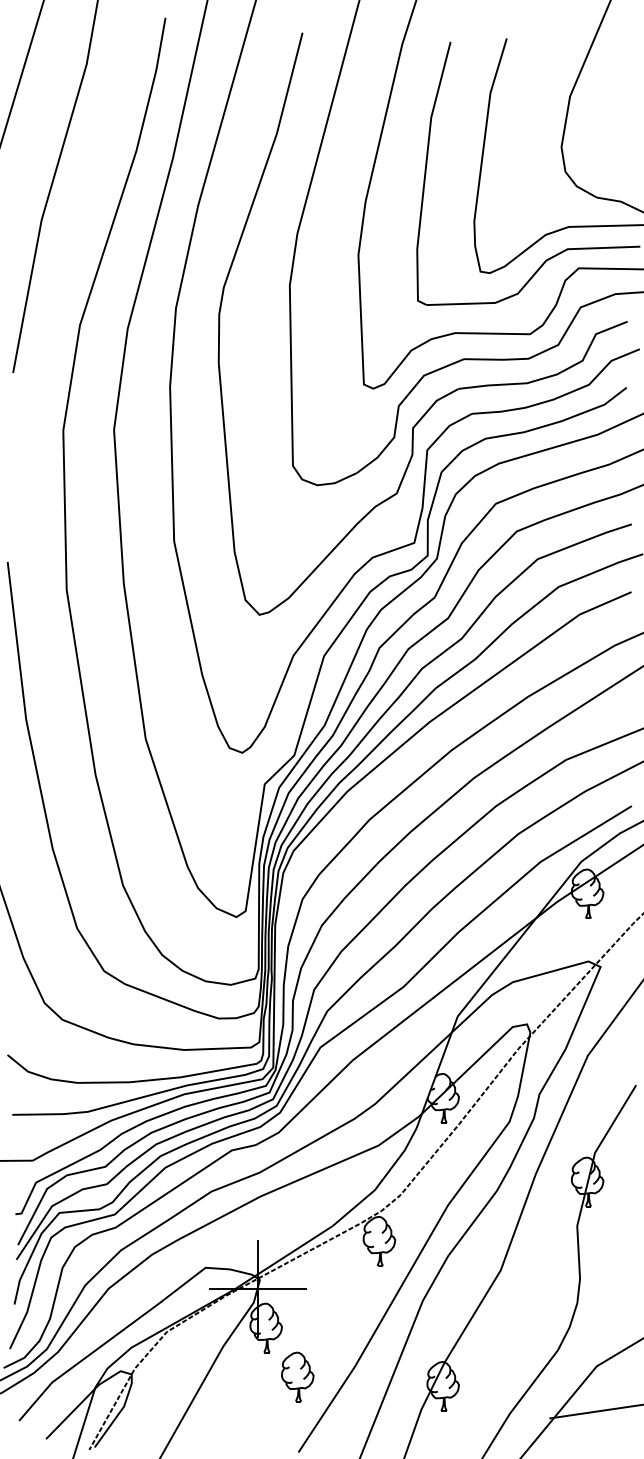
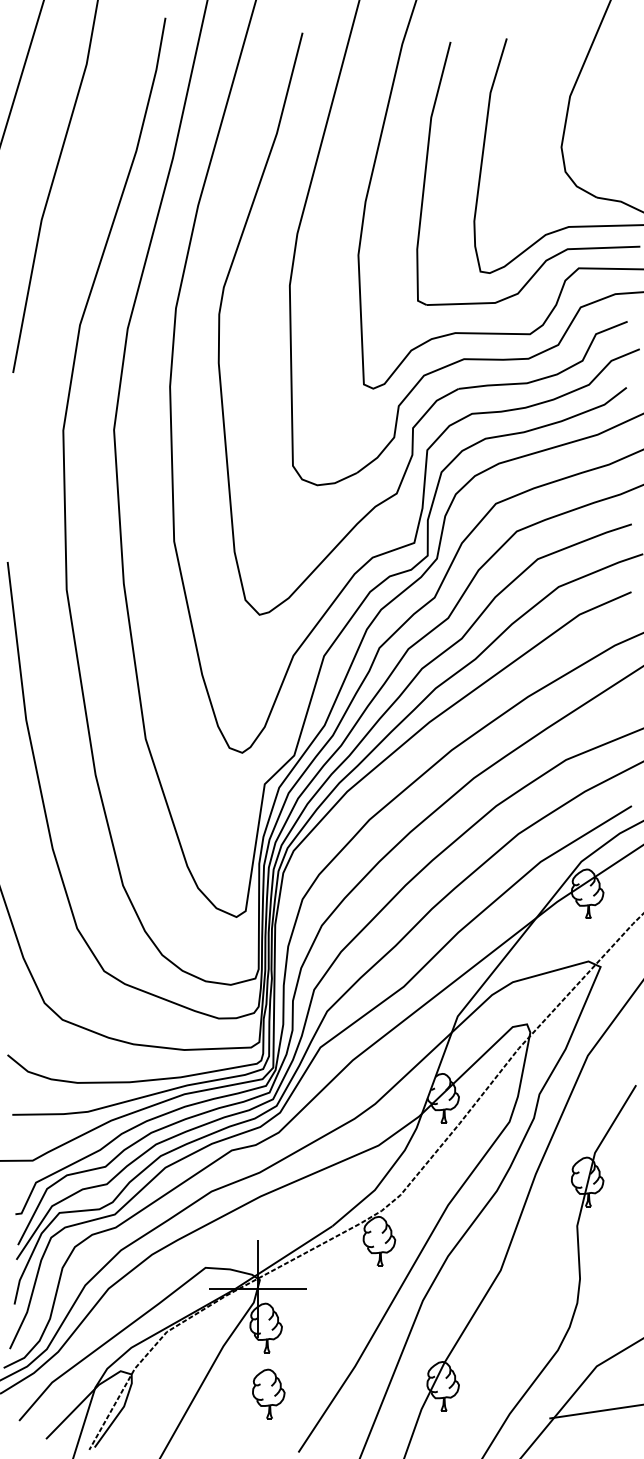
part position: (297, 1376) -> (268, 1393) (268, 1393)
